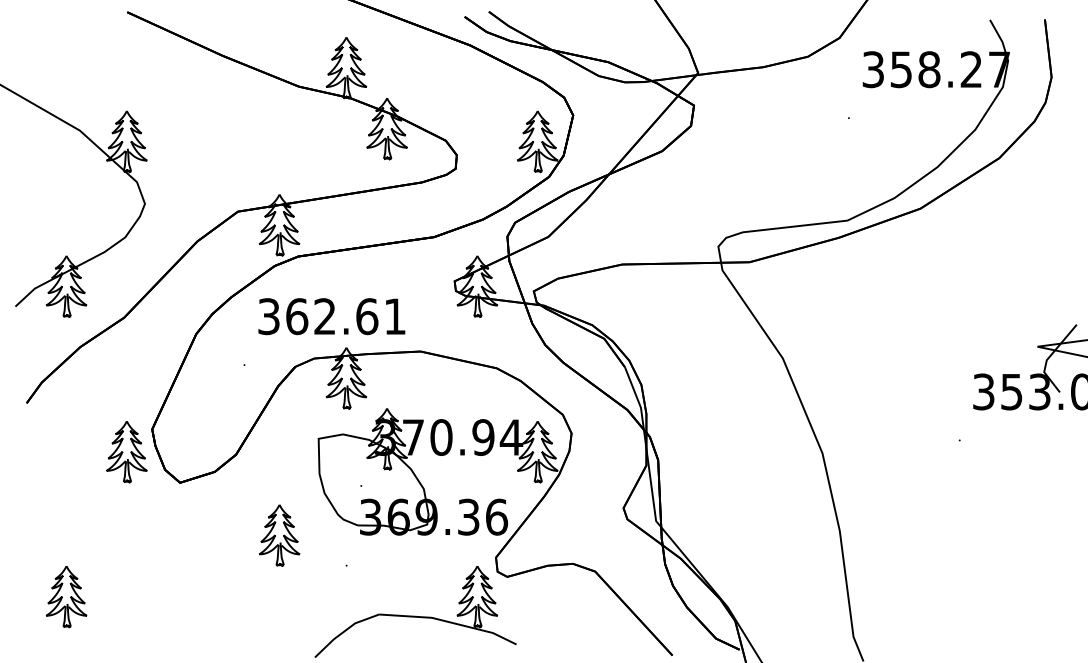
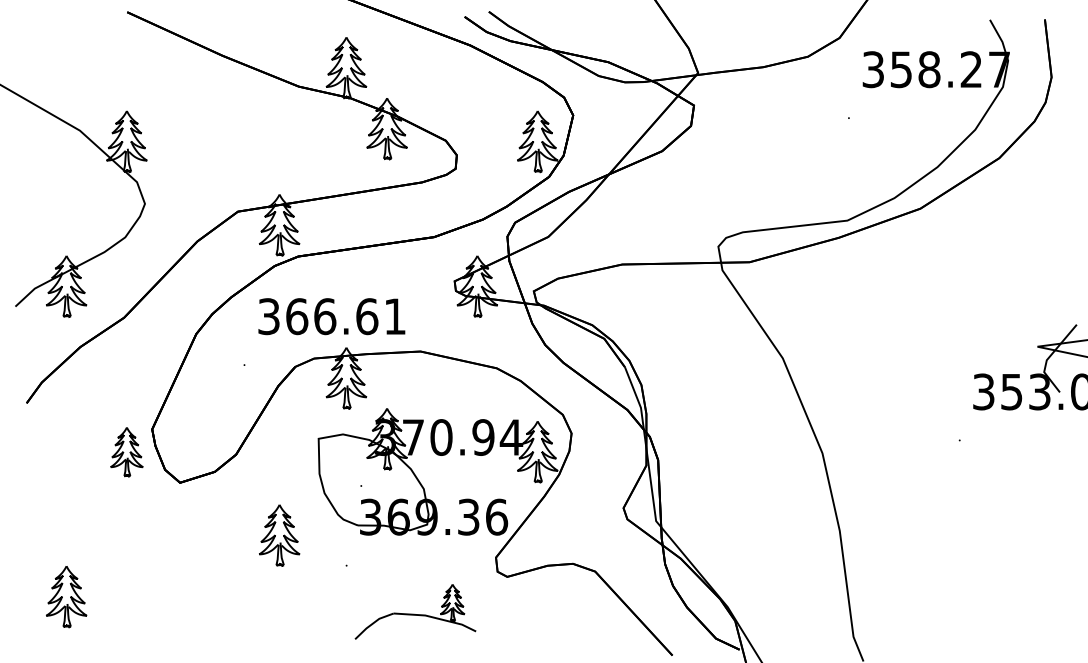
text: 362.61 -> 366.61 (325, 316)
part size: 42x63 px -> 34x51 px (126, 452)
part size: 203x92 px -> 123x56 px (415, 611)
